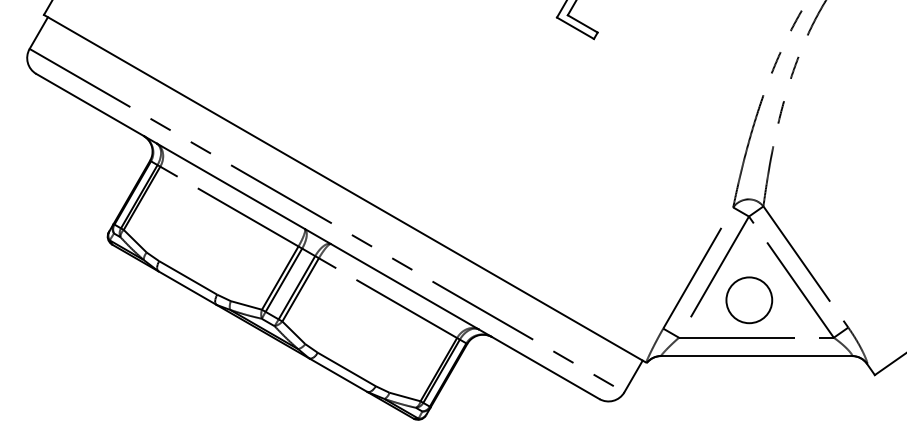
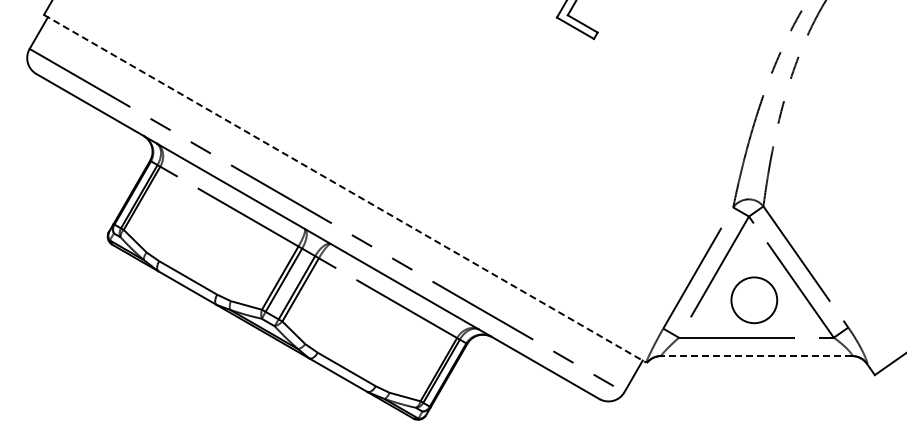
line: solid -> dashed (345, 188)
circle position: (749, 300) -> (754, 300) (754, 300)
line: solid -> dashed (756, 356)
